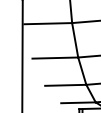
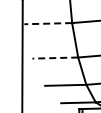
line: solid -> dashed (48, 23)
line: solid -> dashed (55, 58)
